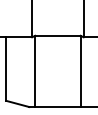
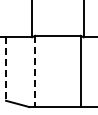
line: solid -> dashed (6, 69)
line: solid -> dashed (35, 71)
